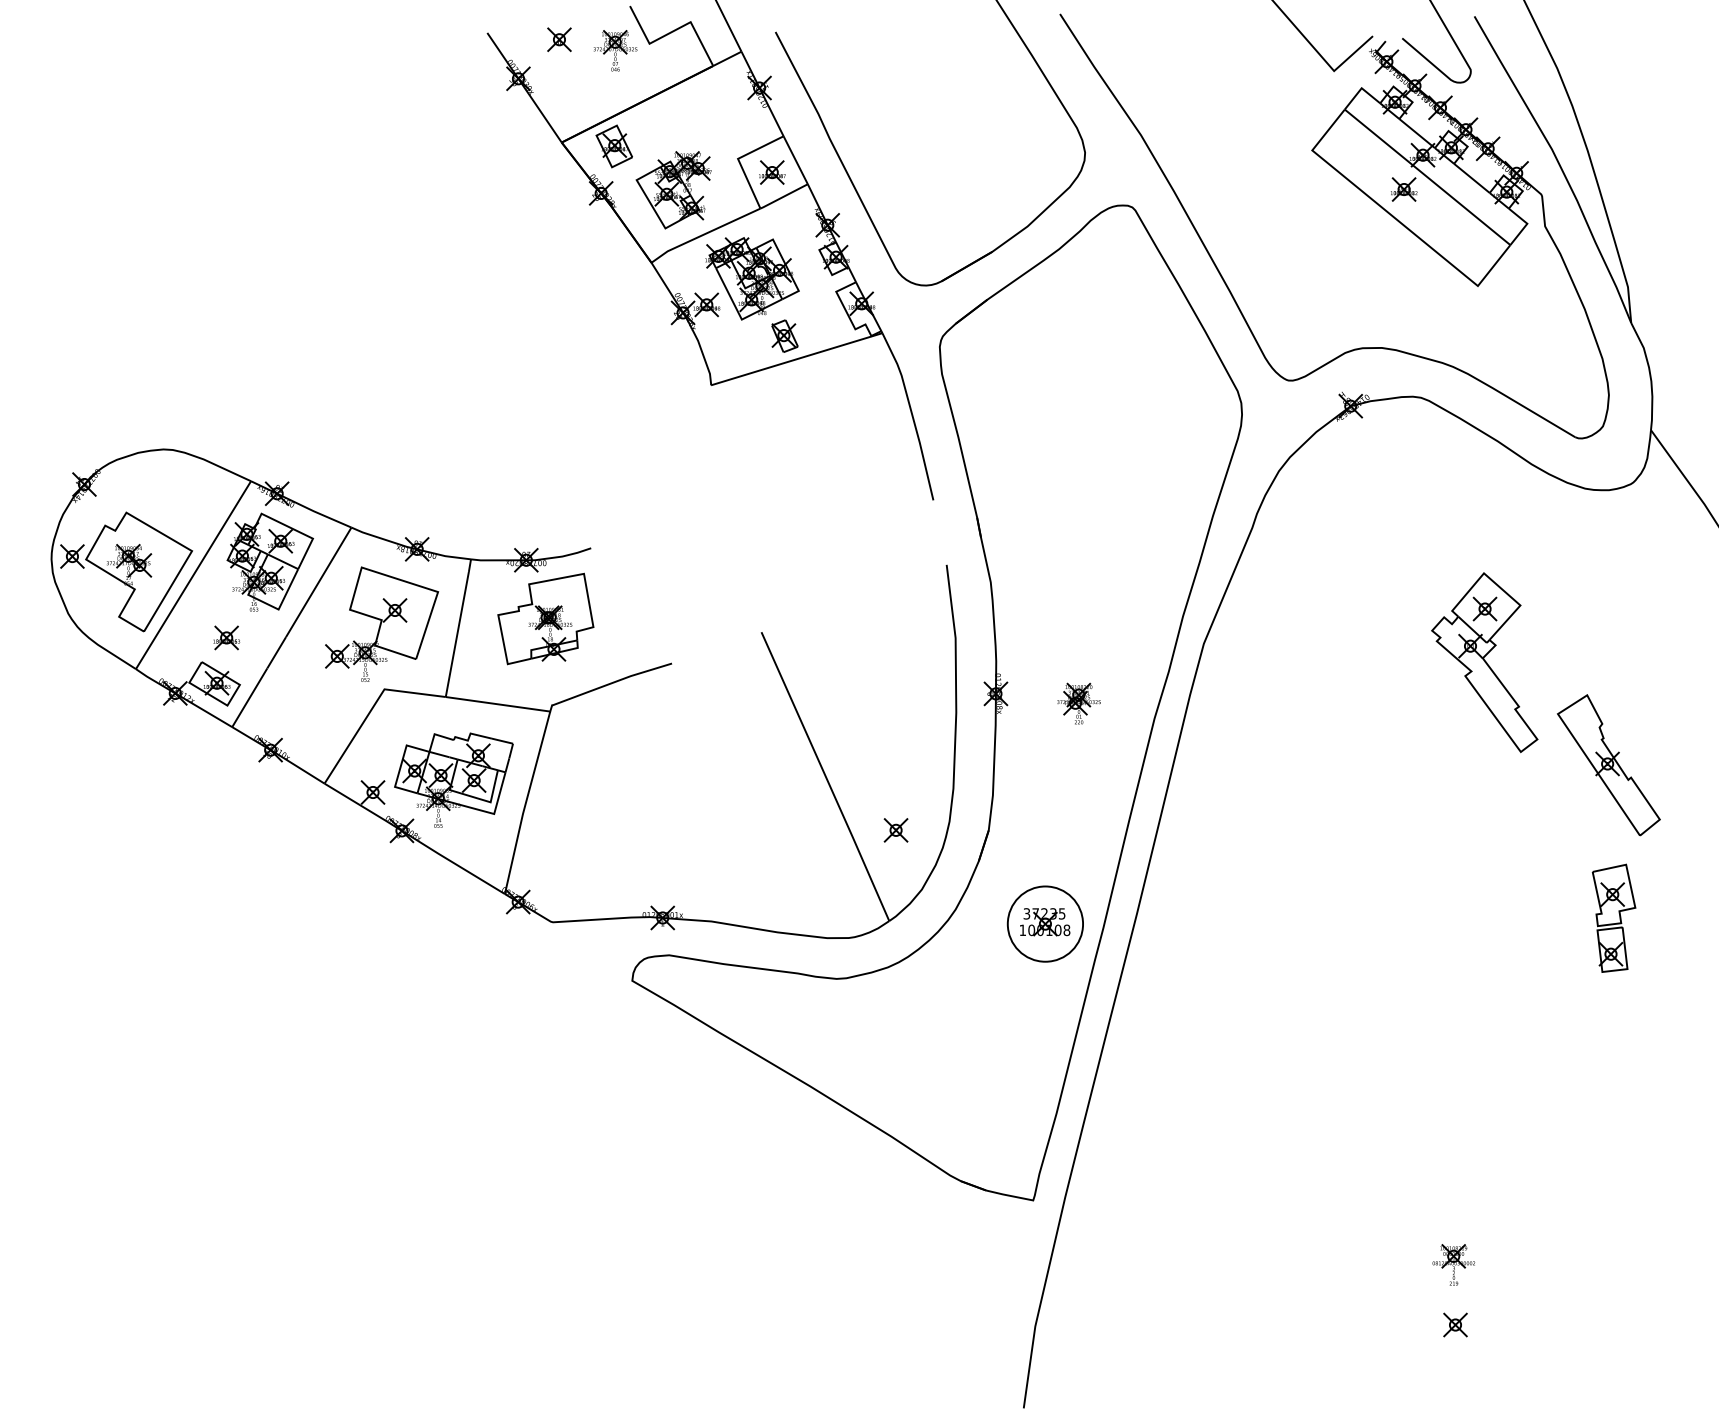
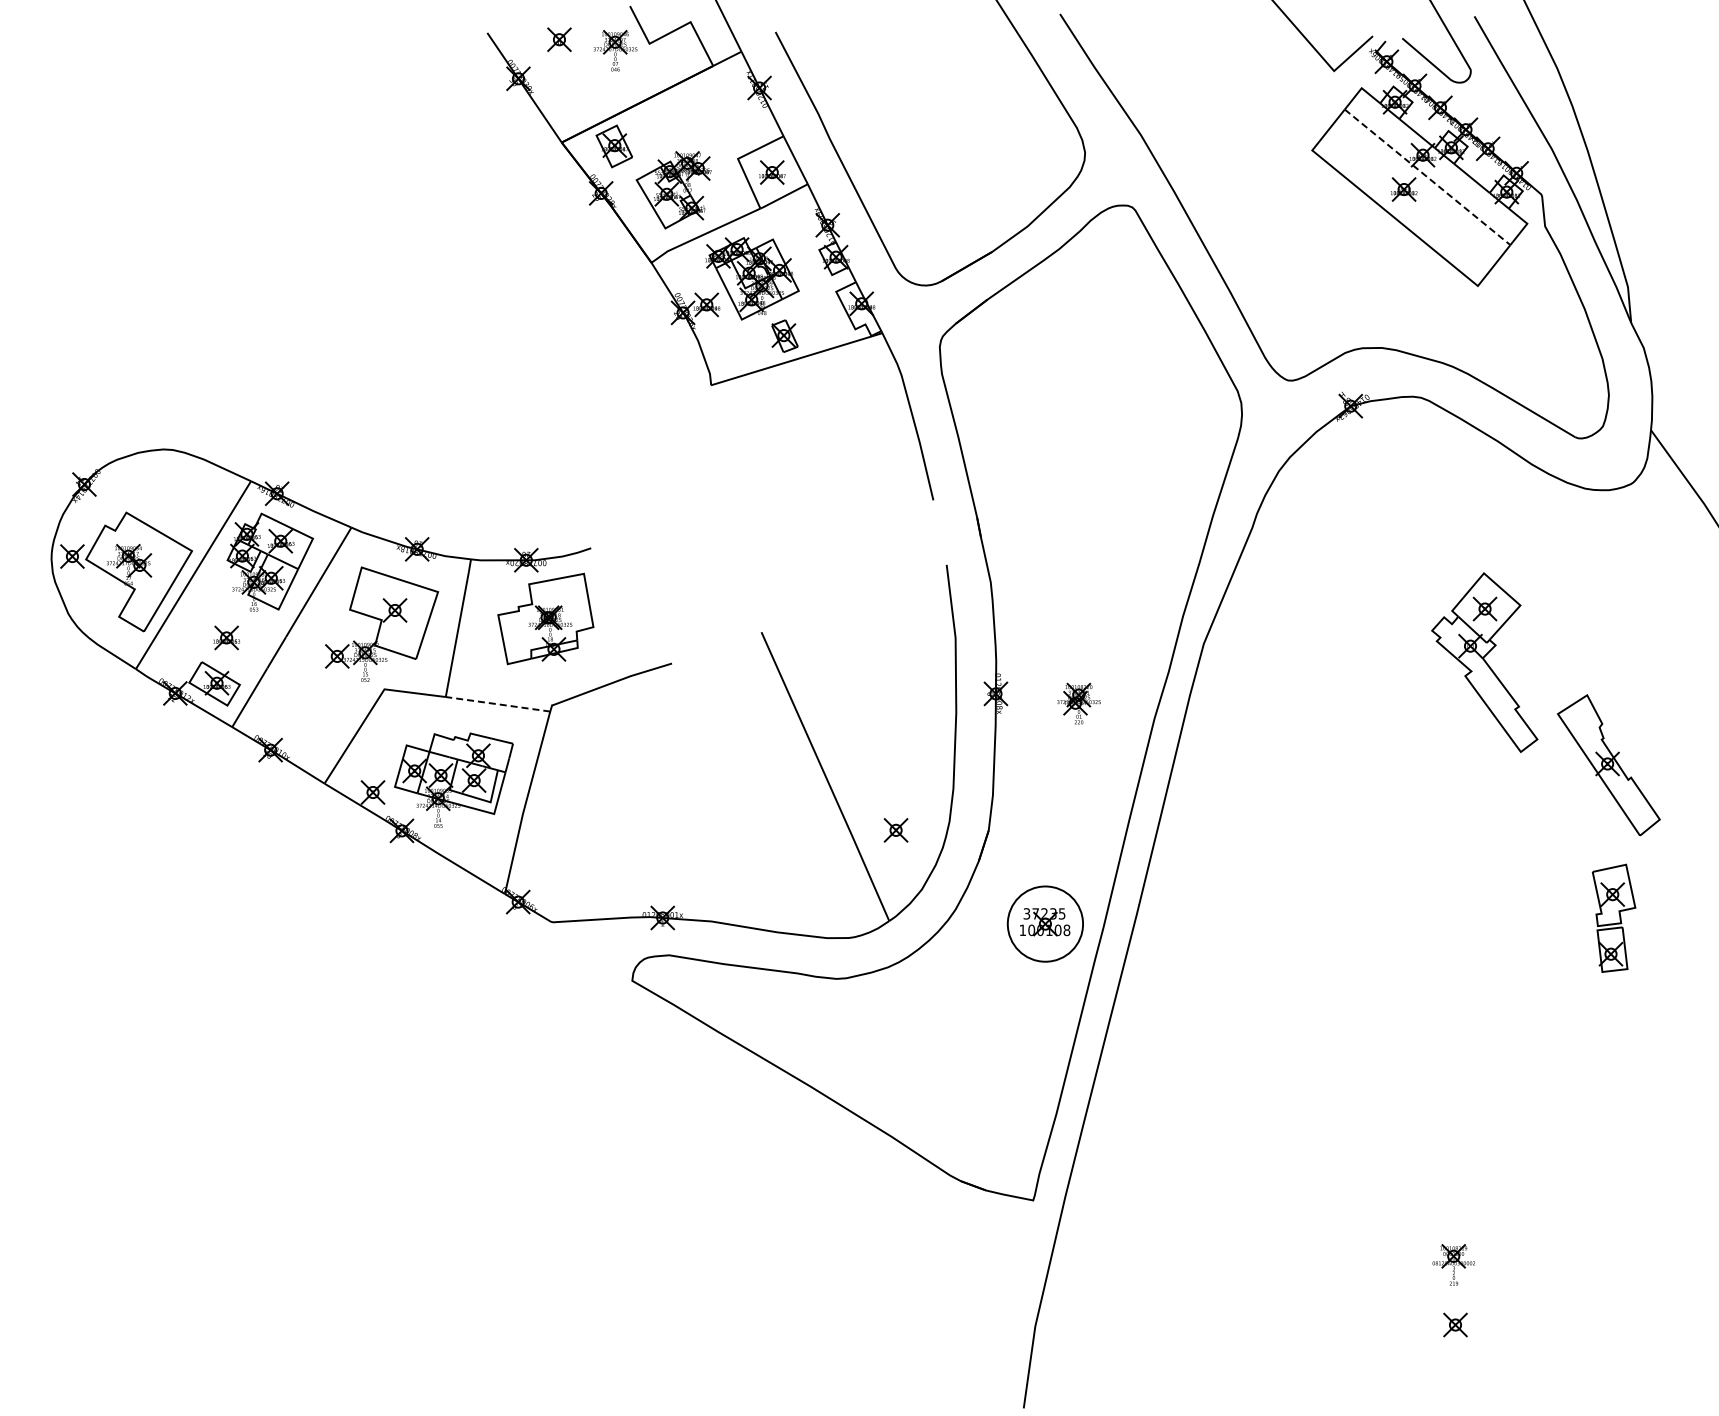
line: solid -> dashed (1427, 177)
line: solid -> dashed (498, 704)
